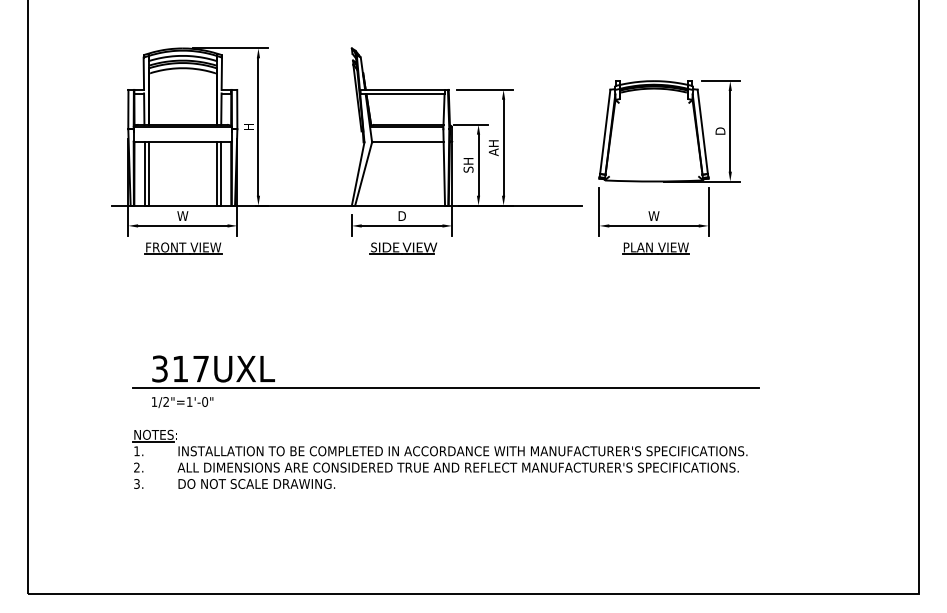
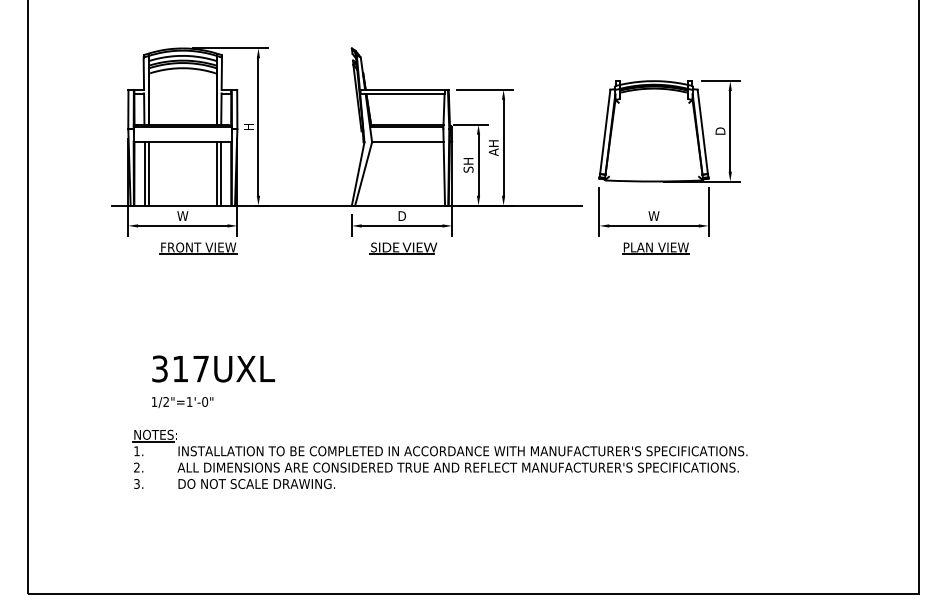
part position: (183, 248) -> (198, 248) (198, 248)
line: present -> none (445, 388)
